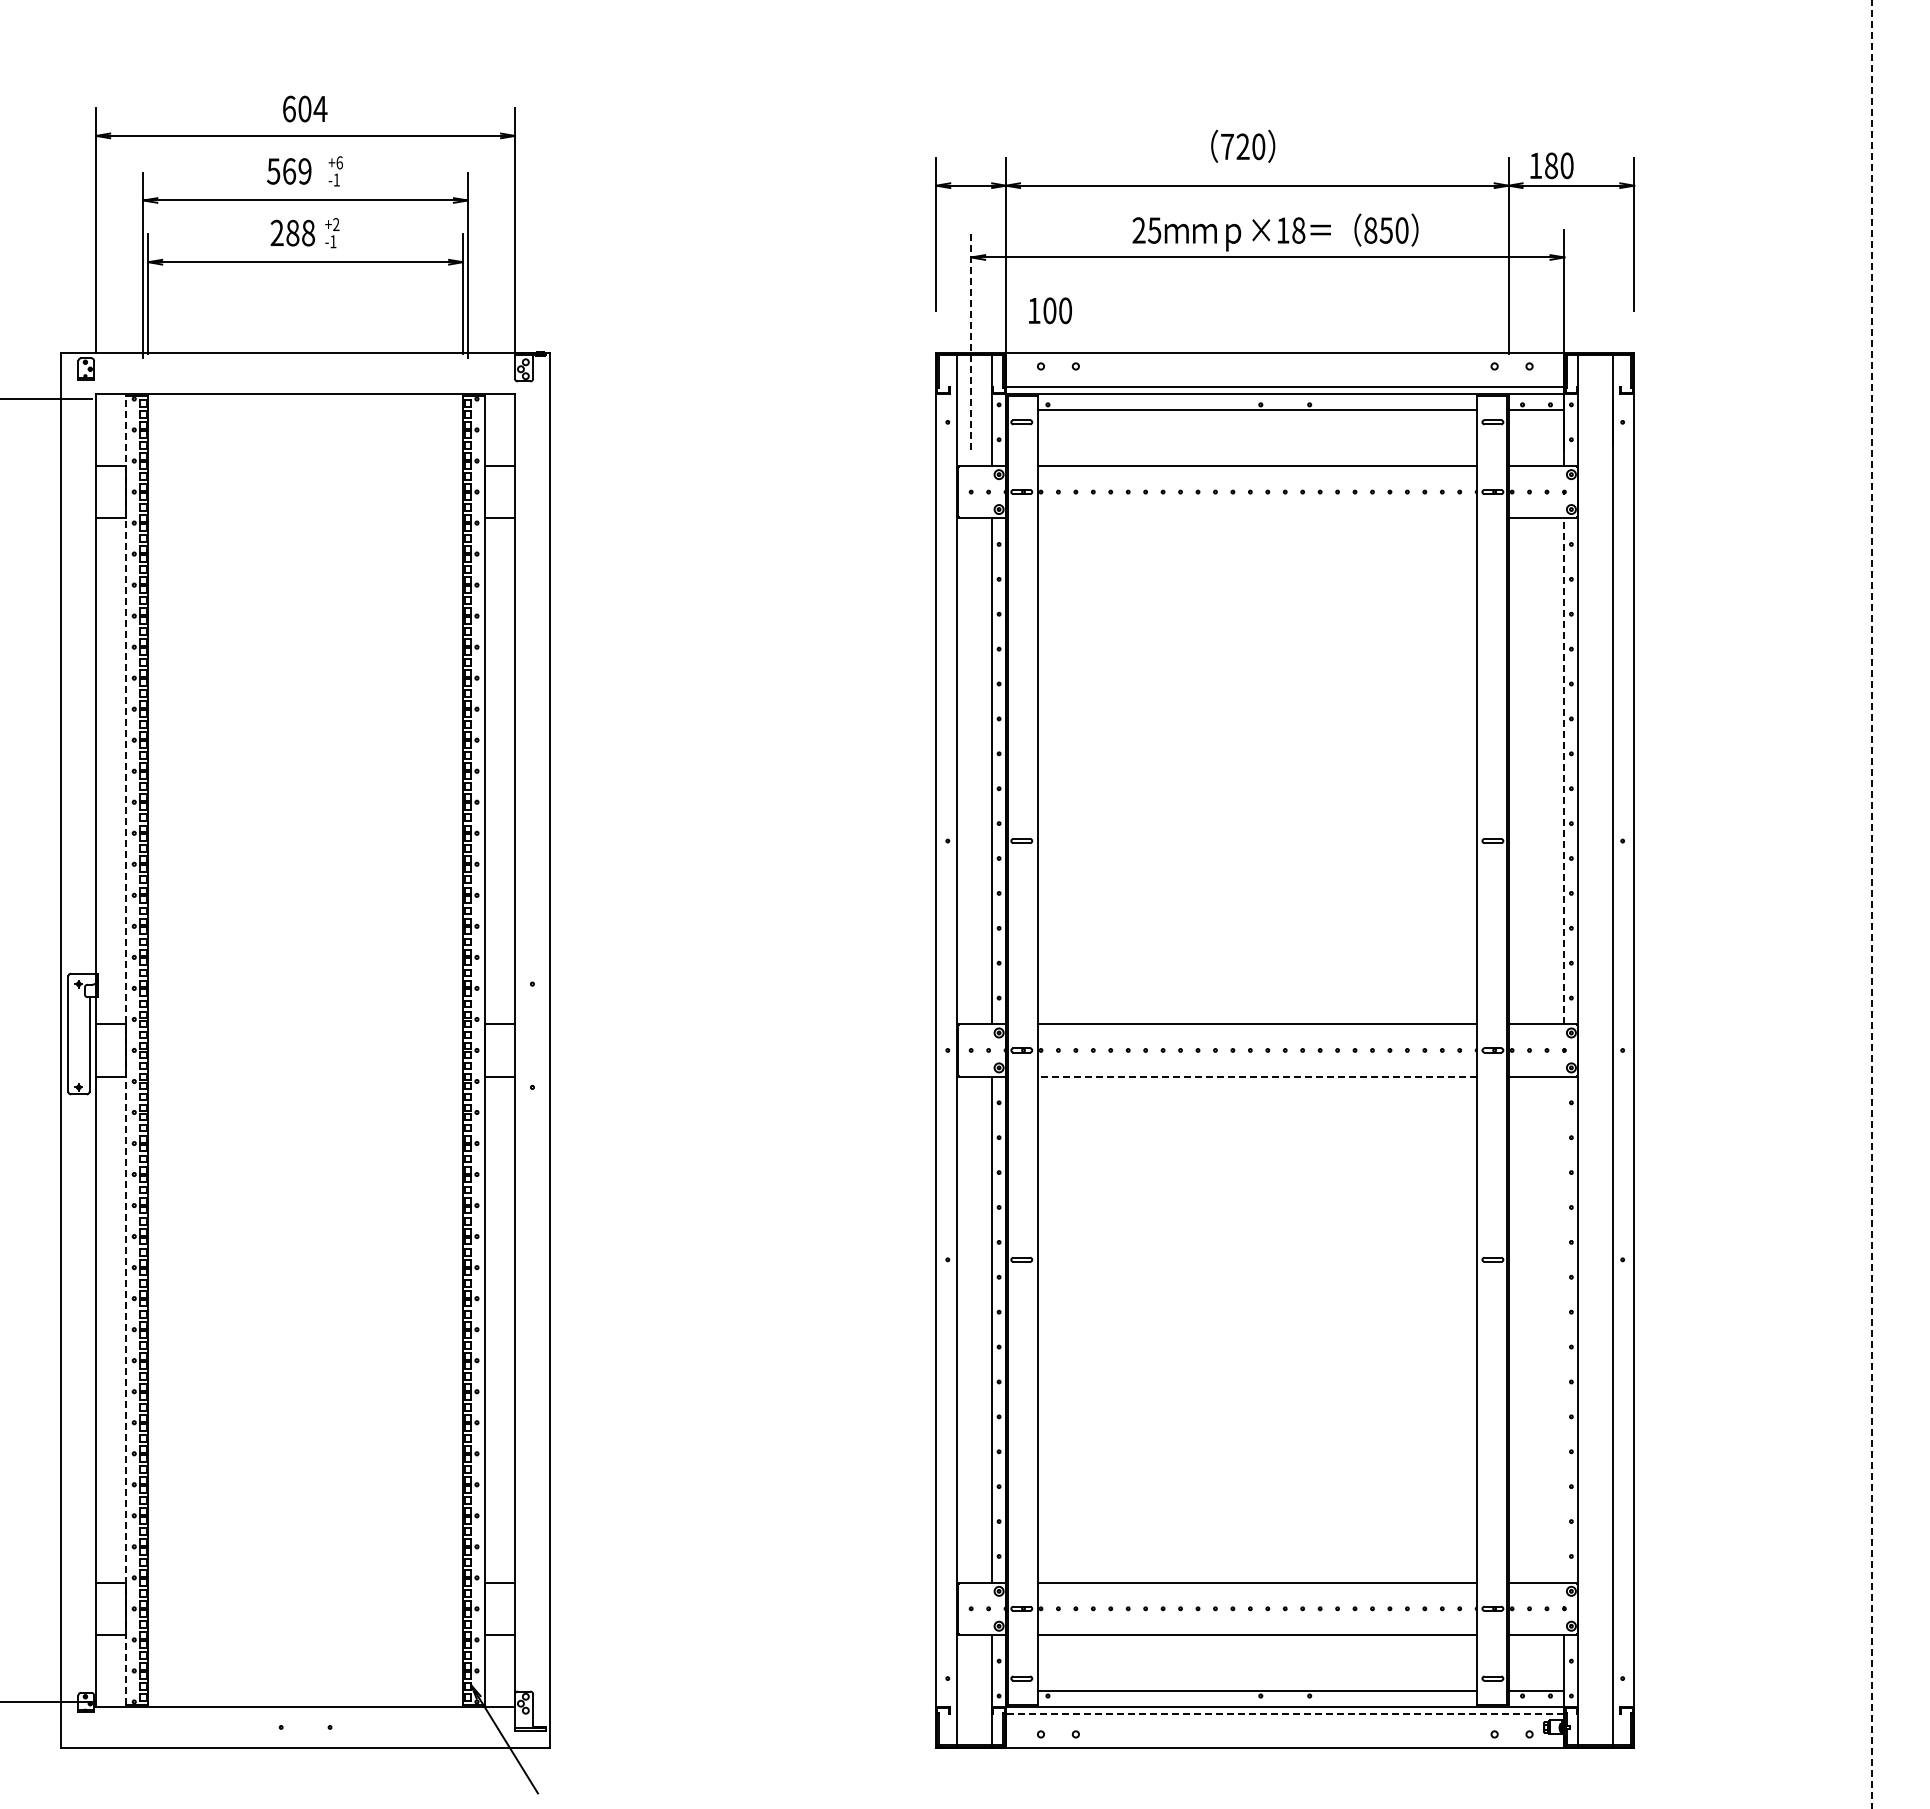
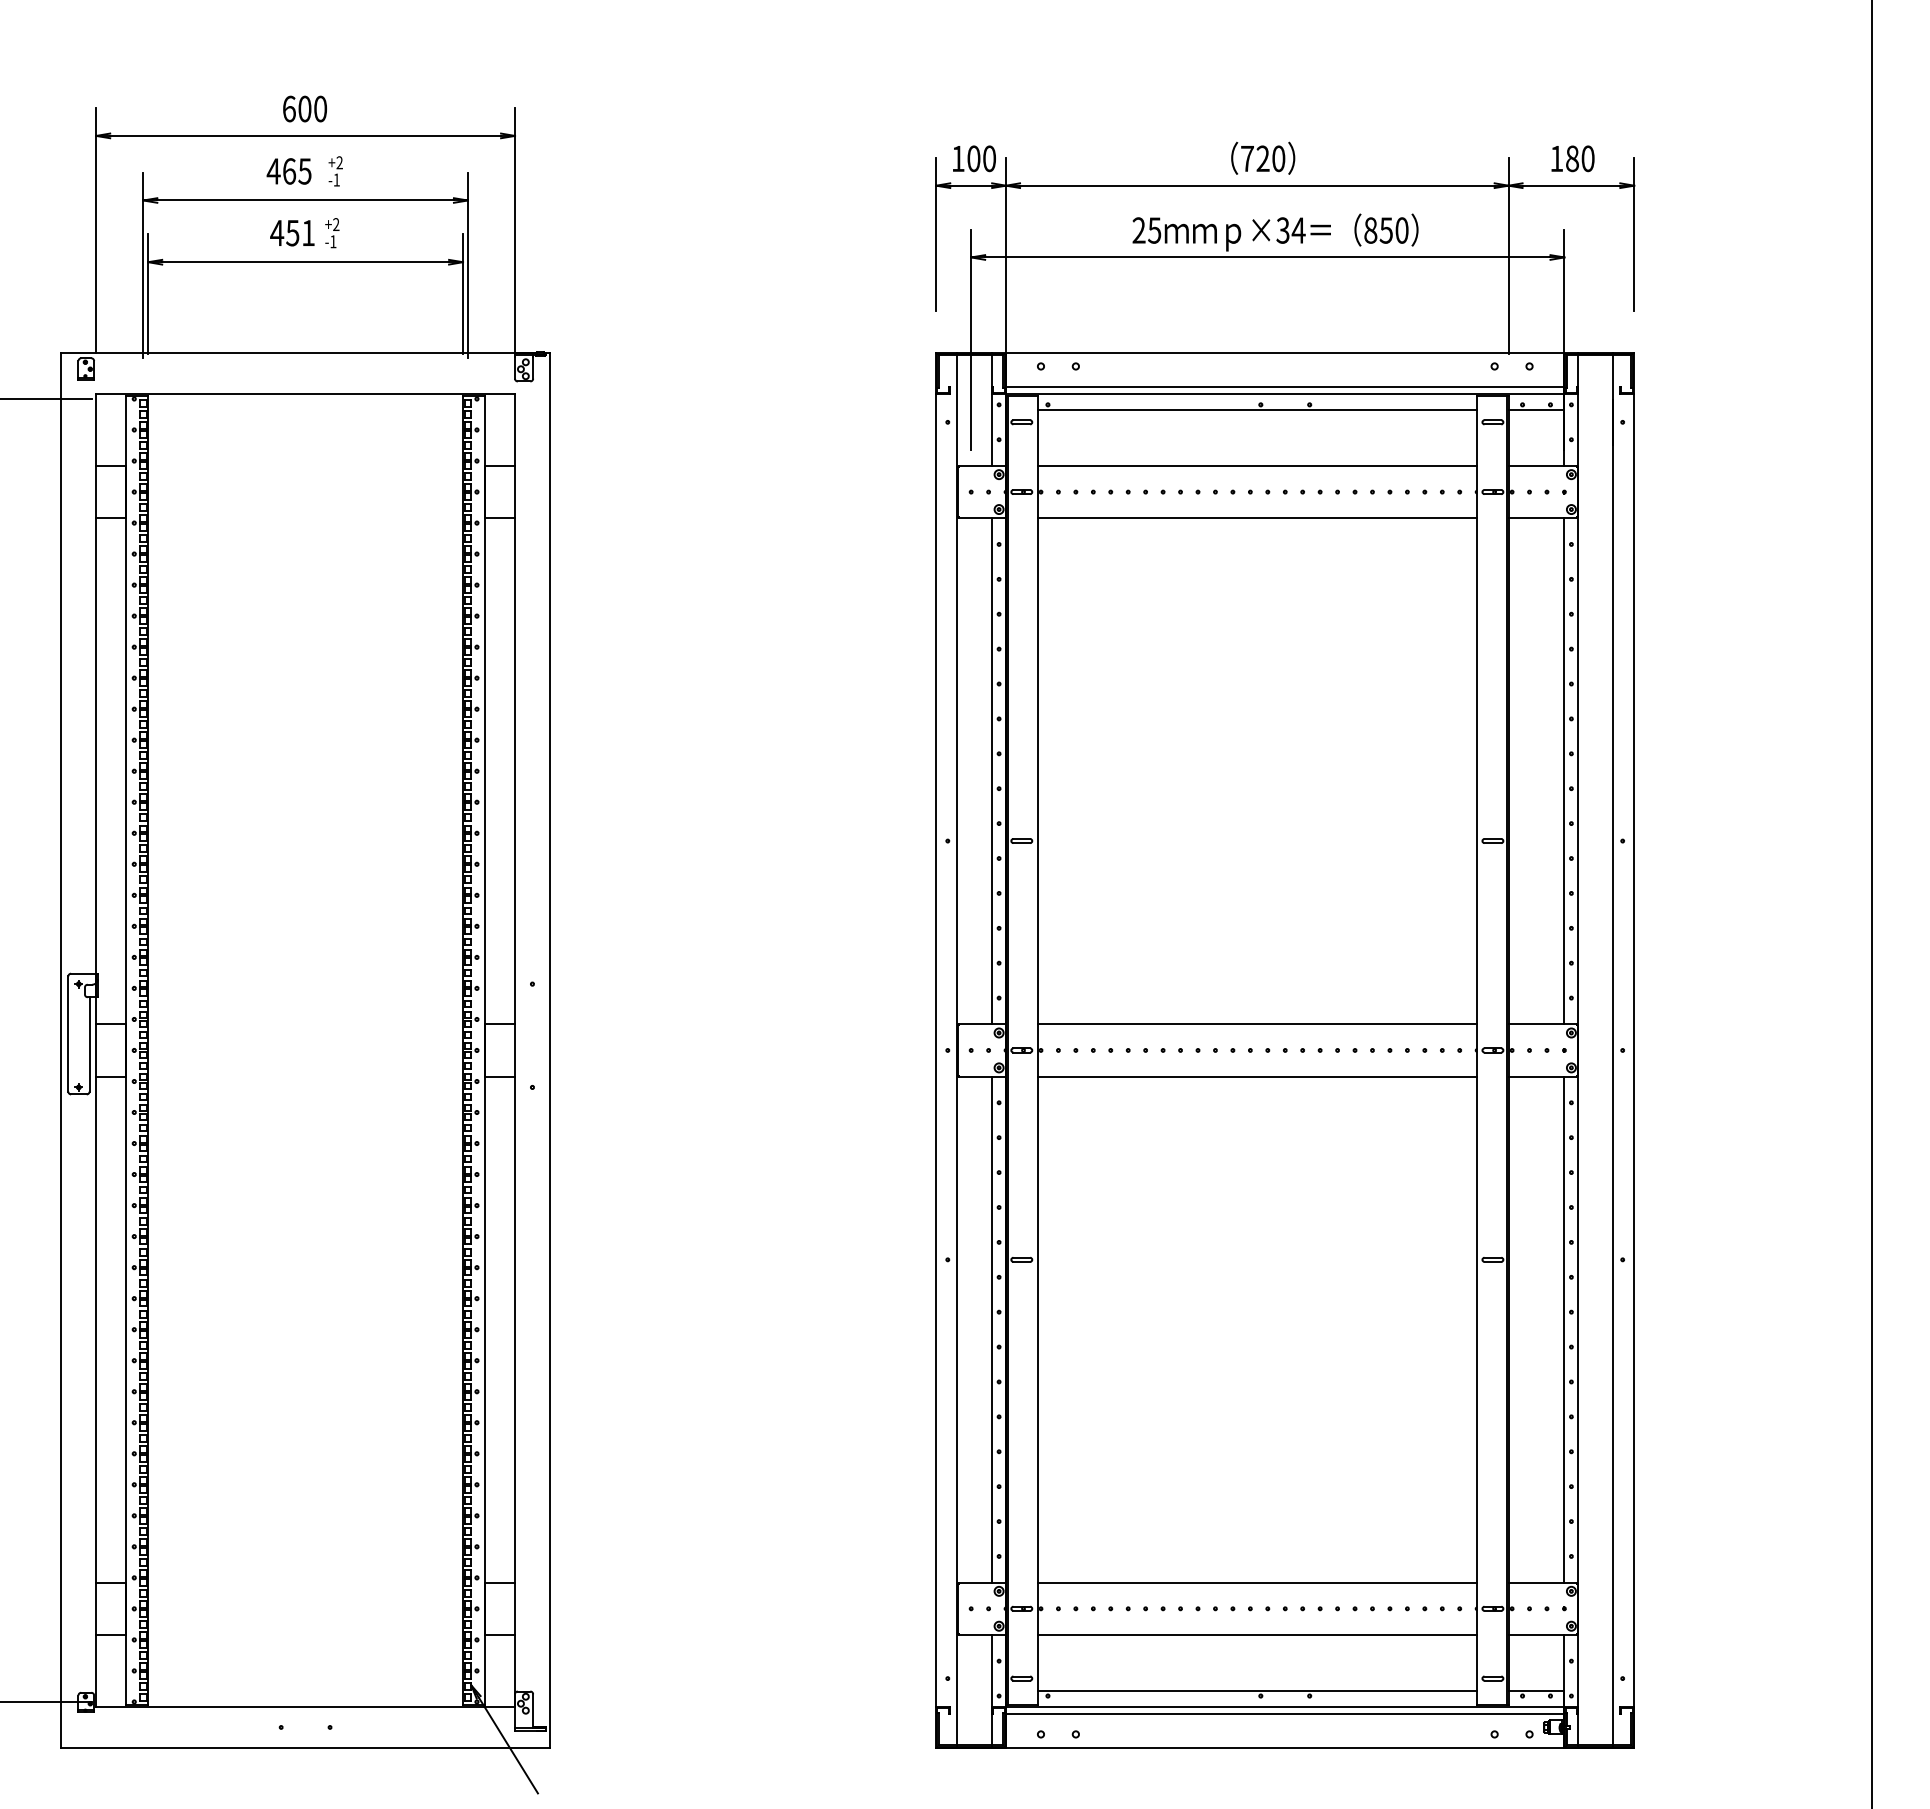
text: 604 -> 600 (320, 108)
text position: (1243, 145) -> (1263, 157) (1263, 157)
text: +6 -> +2 (339, 162)
text position: (1551, 165) -> (1572, 158) (1572, 158)
text: 569 -> 465 (288, 171)
text: ×18 -> ×34 (1290, 230)
text: 288 -> 451 (292, 232)
text position: (1050, 310) -> (974, 158) (974, 158)
line: dashed -> solid (971, 339)
line: none -> present (1257, 518)
line: dashed -> solid (1564, 770)
line: dashed -> solid (1872, 904)
line: dashed -> solid (125, 1049)
line: dashed -> solid (1257, 1076)
line: none -> present (1564, 1329)
line: dashed -> solid (1284, 1713)
